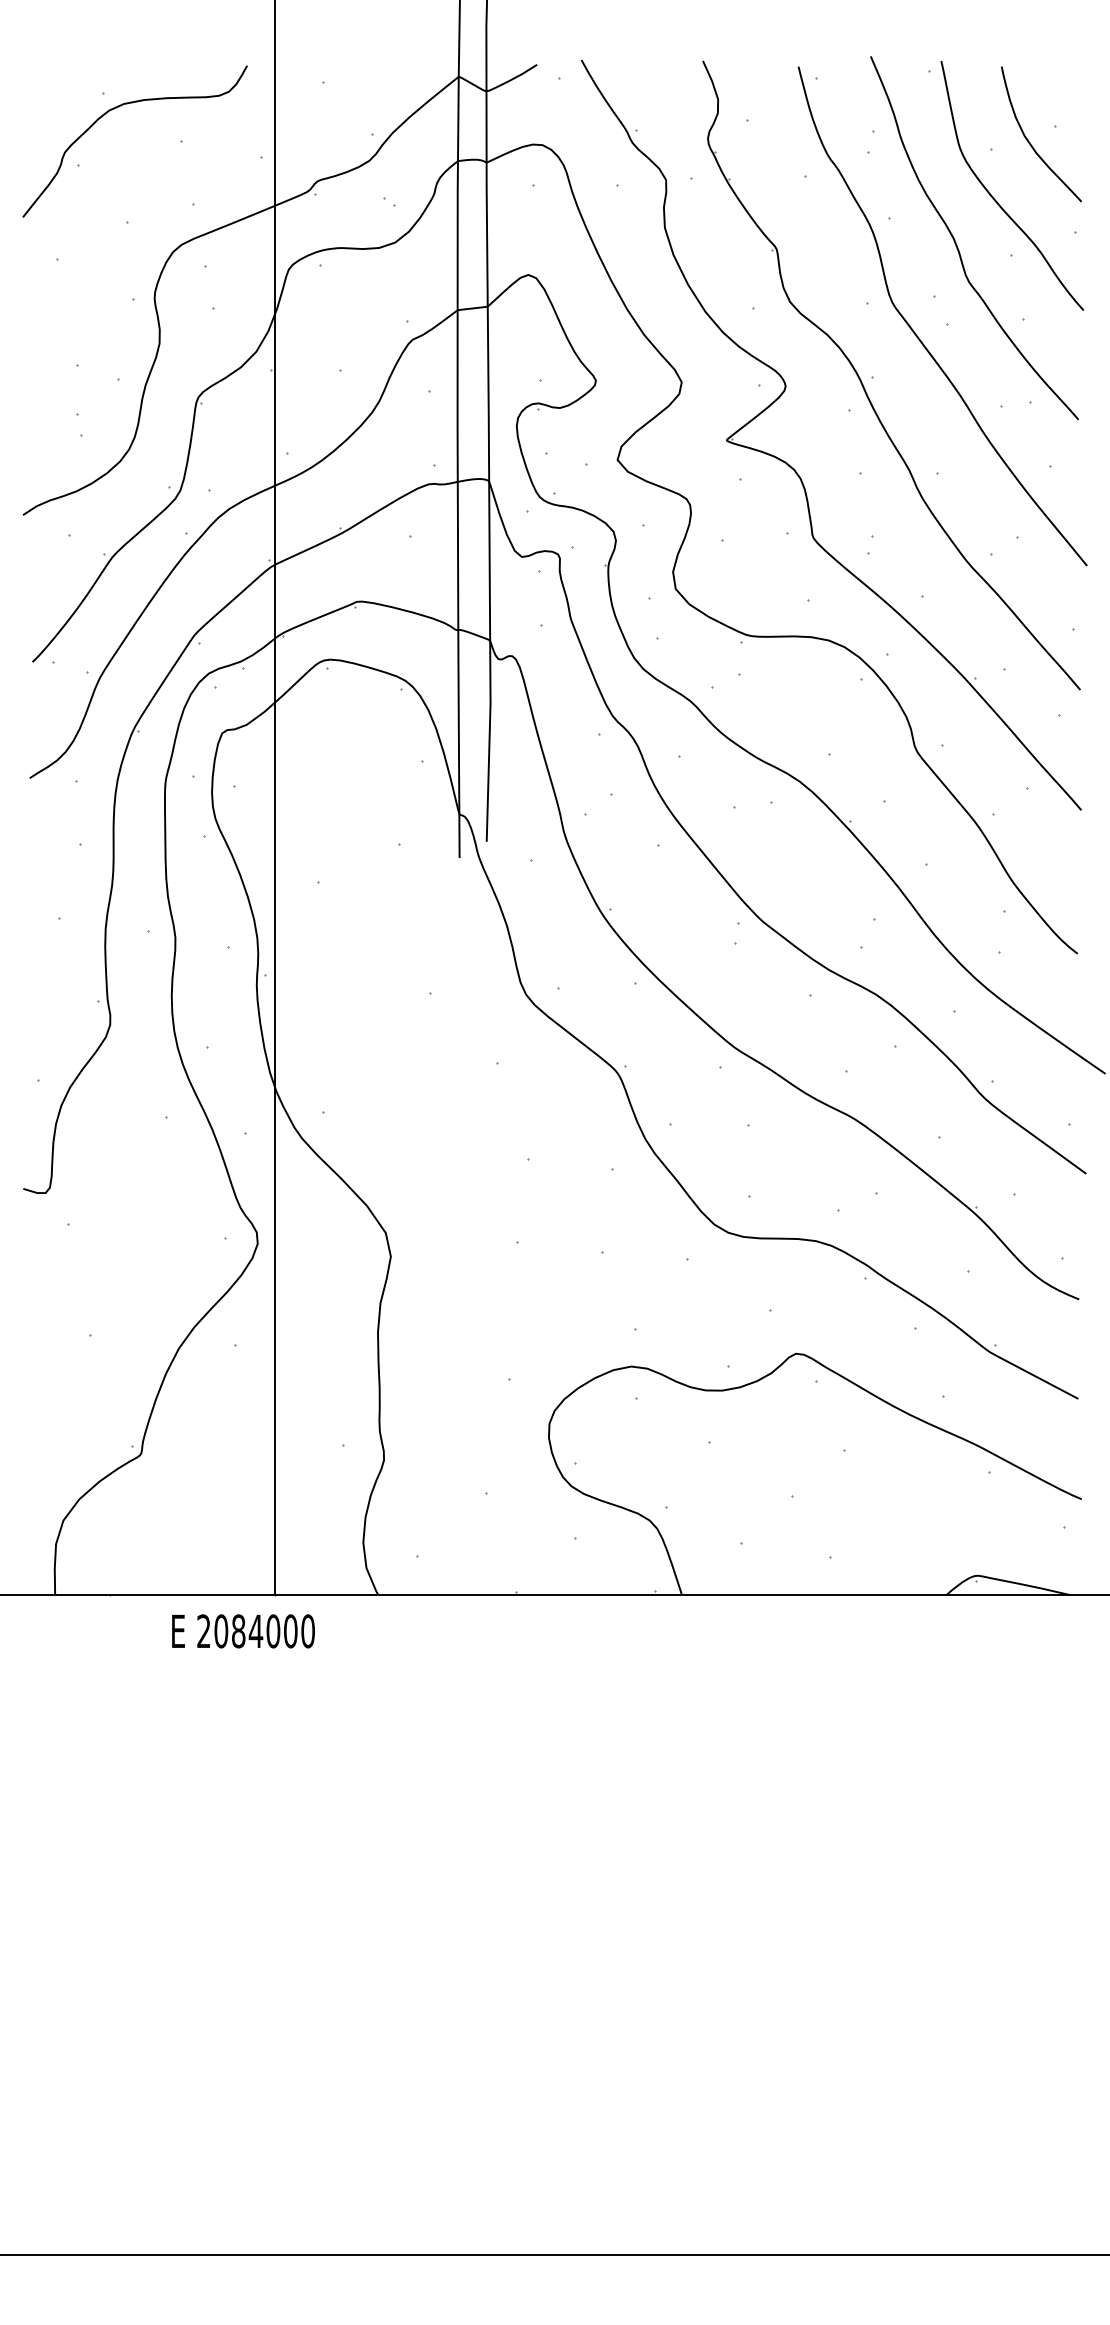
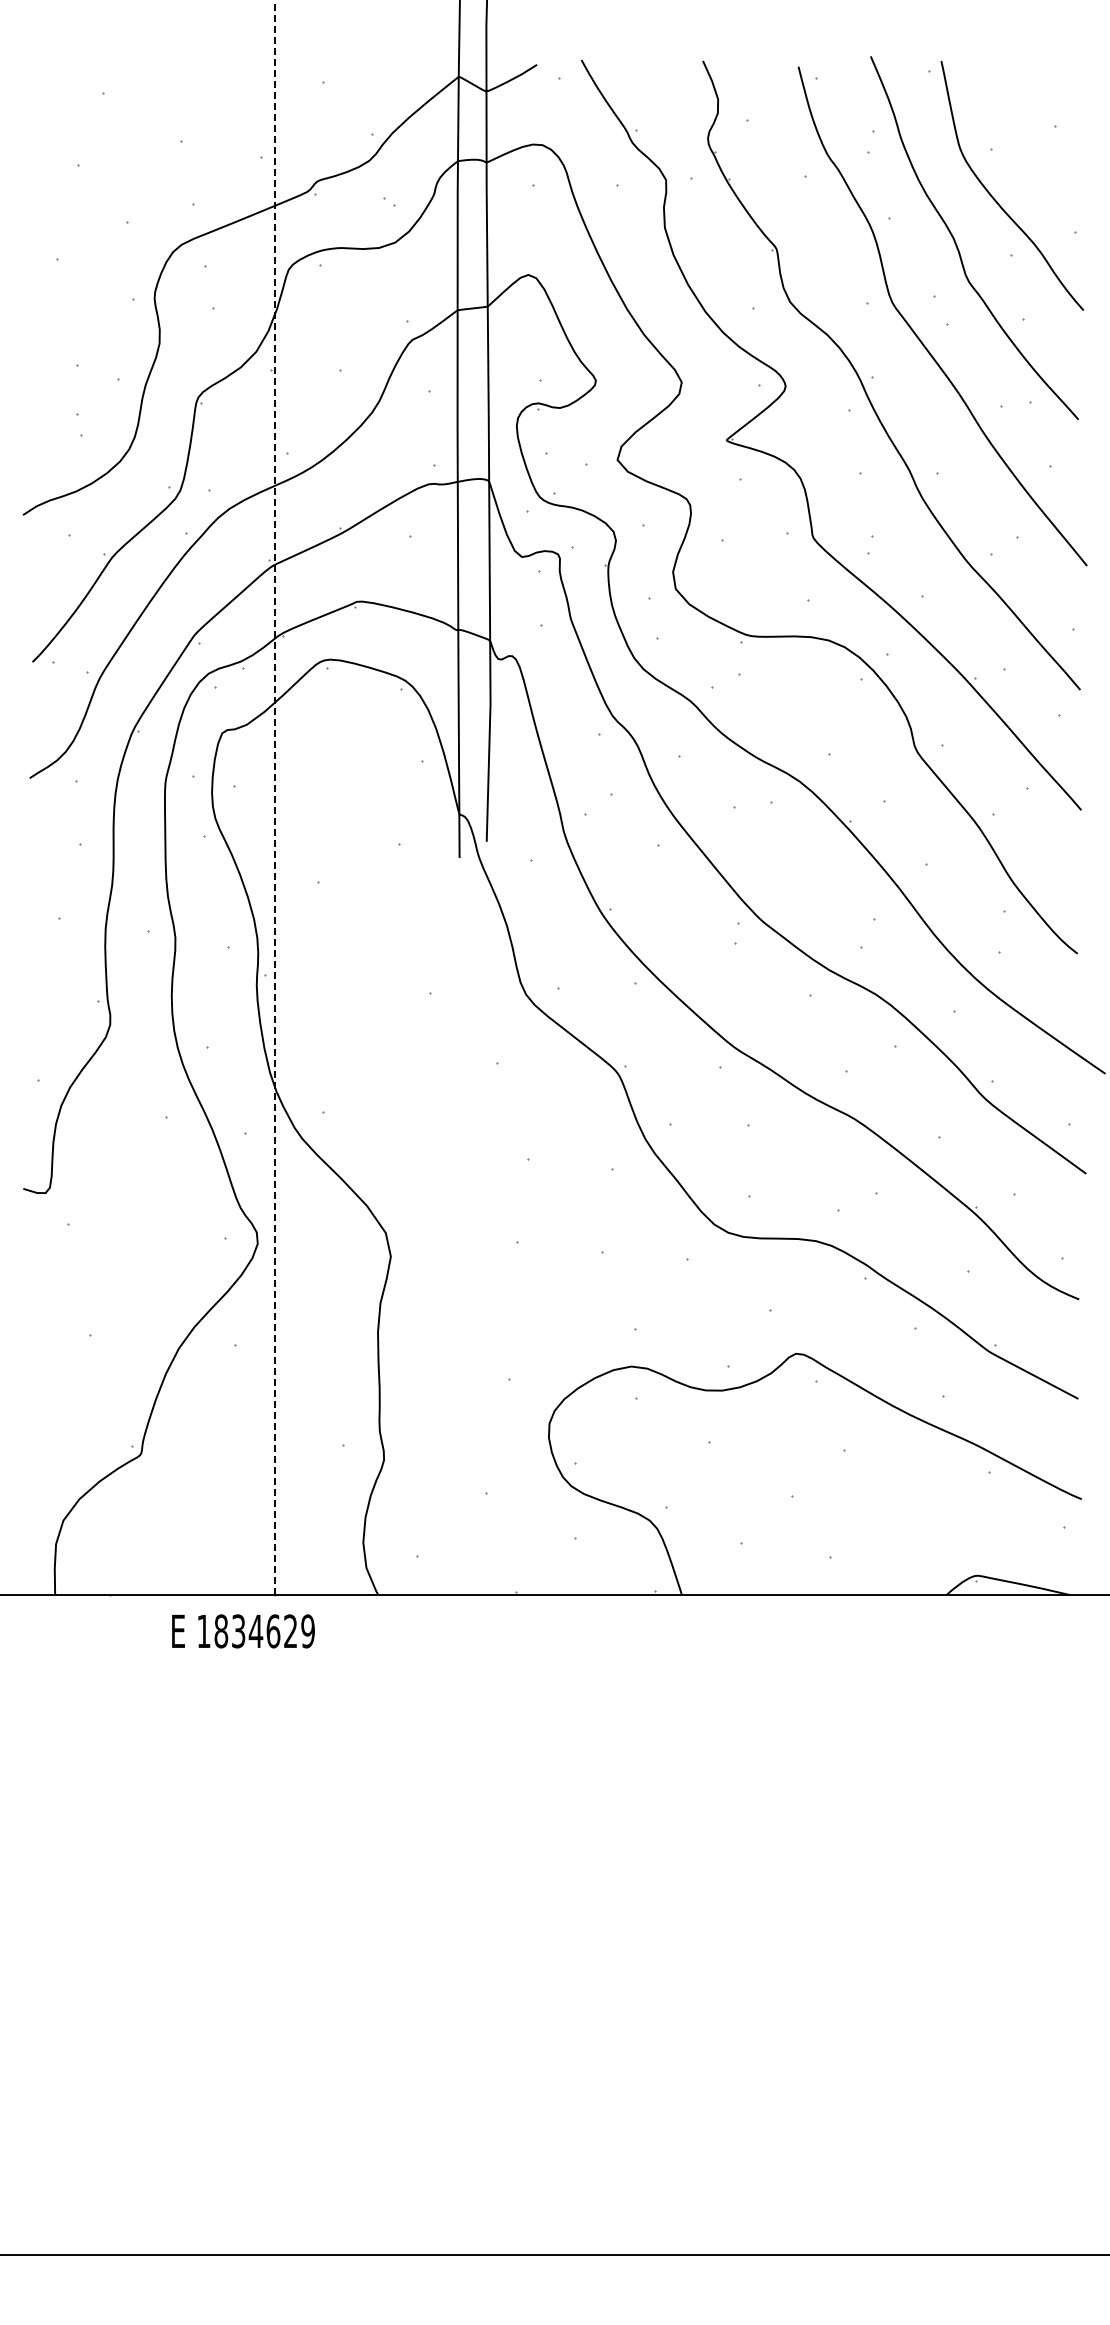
curve: present -> none (121, 106)
curve: present -> none (1030, 142)
line: solid -> dashed (274, 797)
text: 2084000 -> 1834629 (255, 1631)
